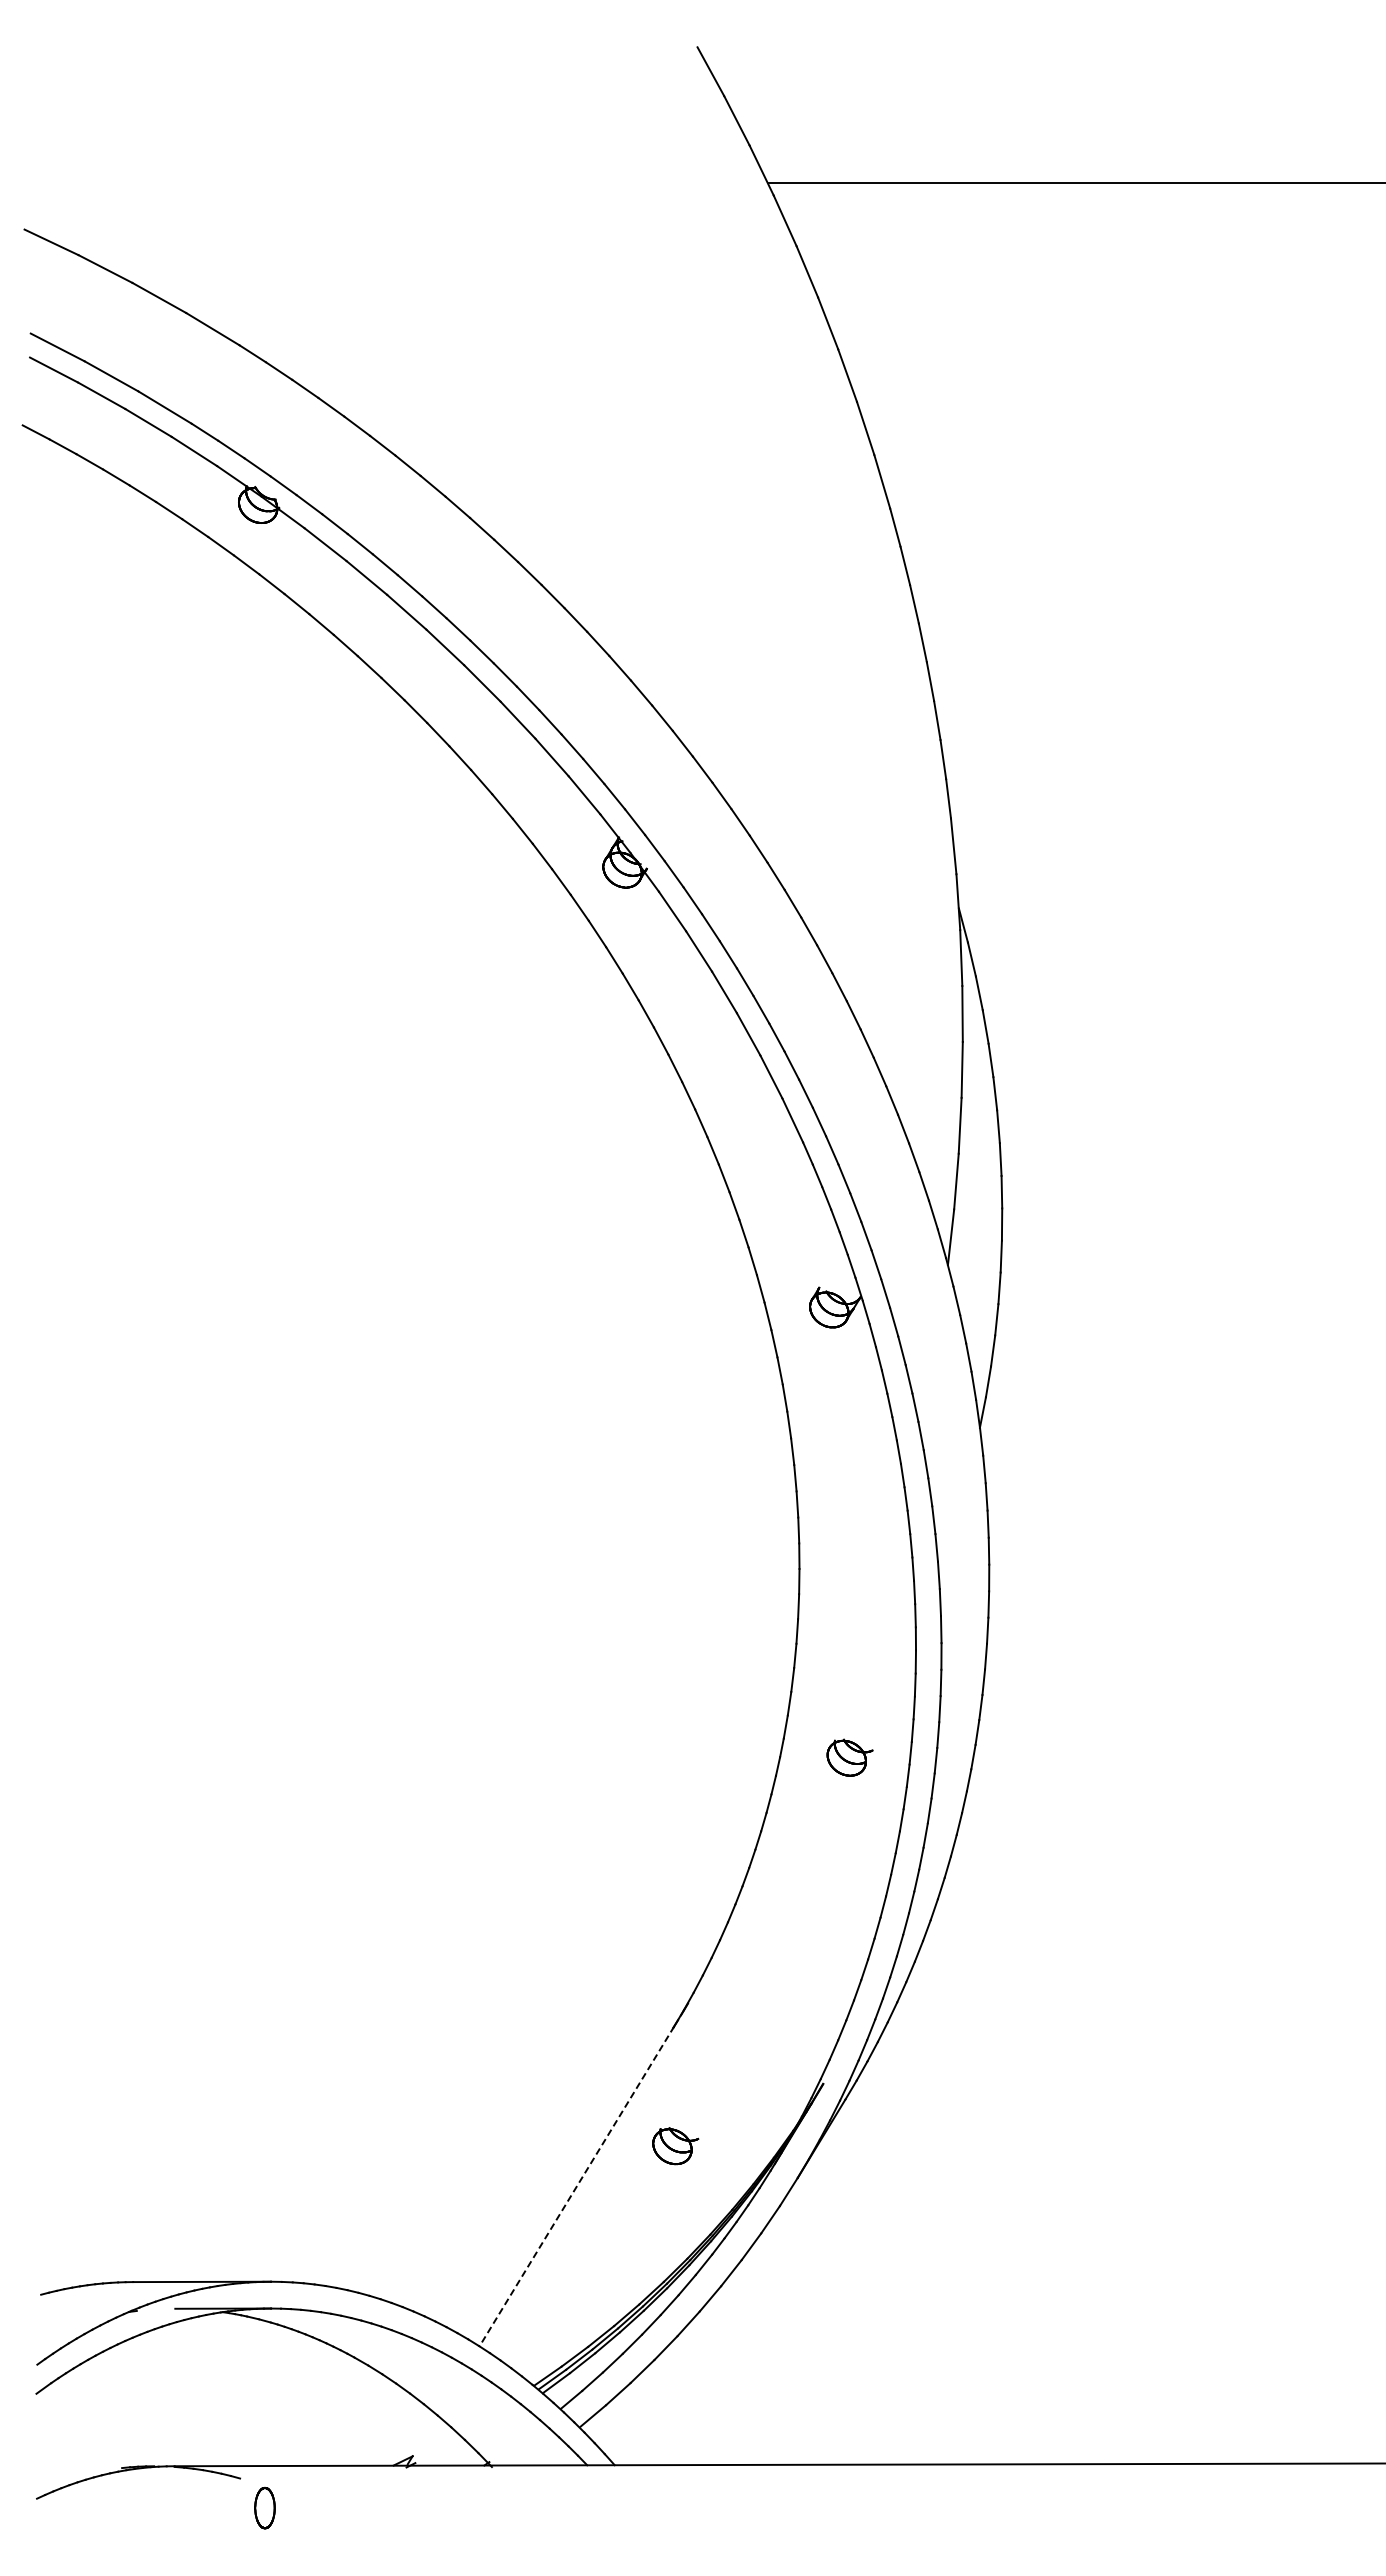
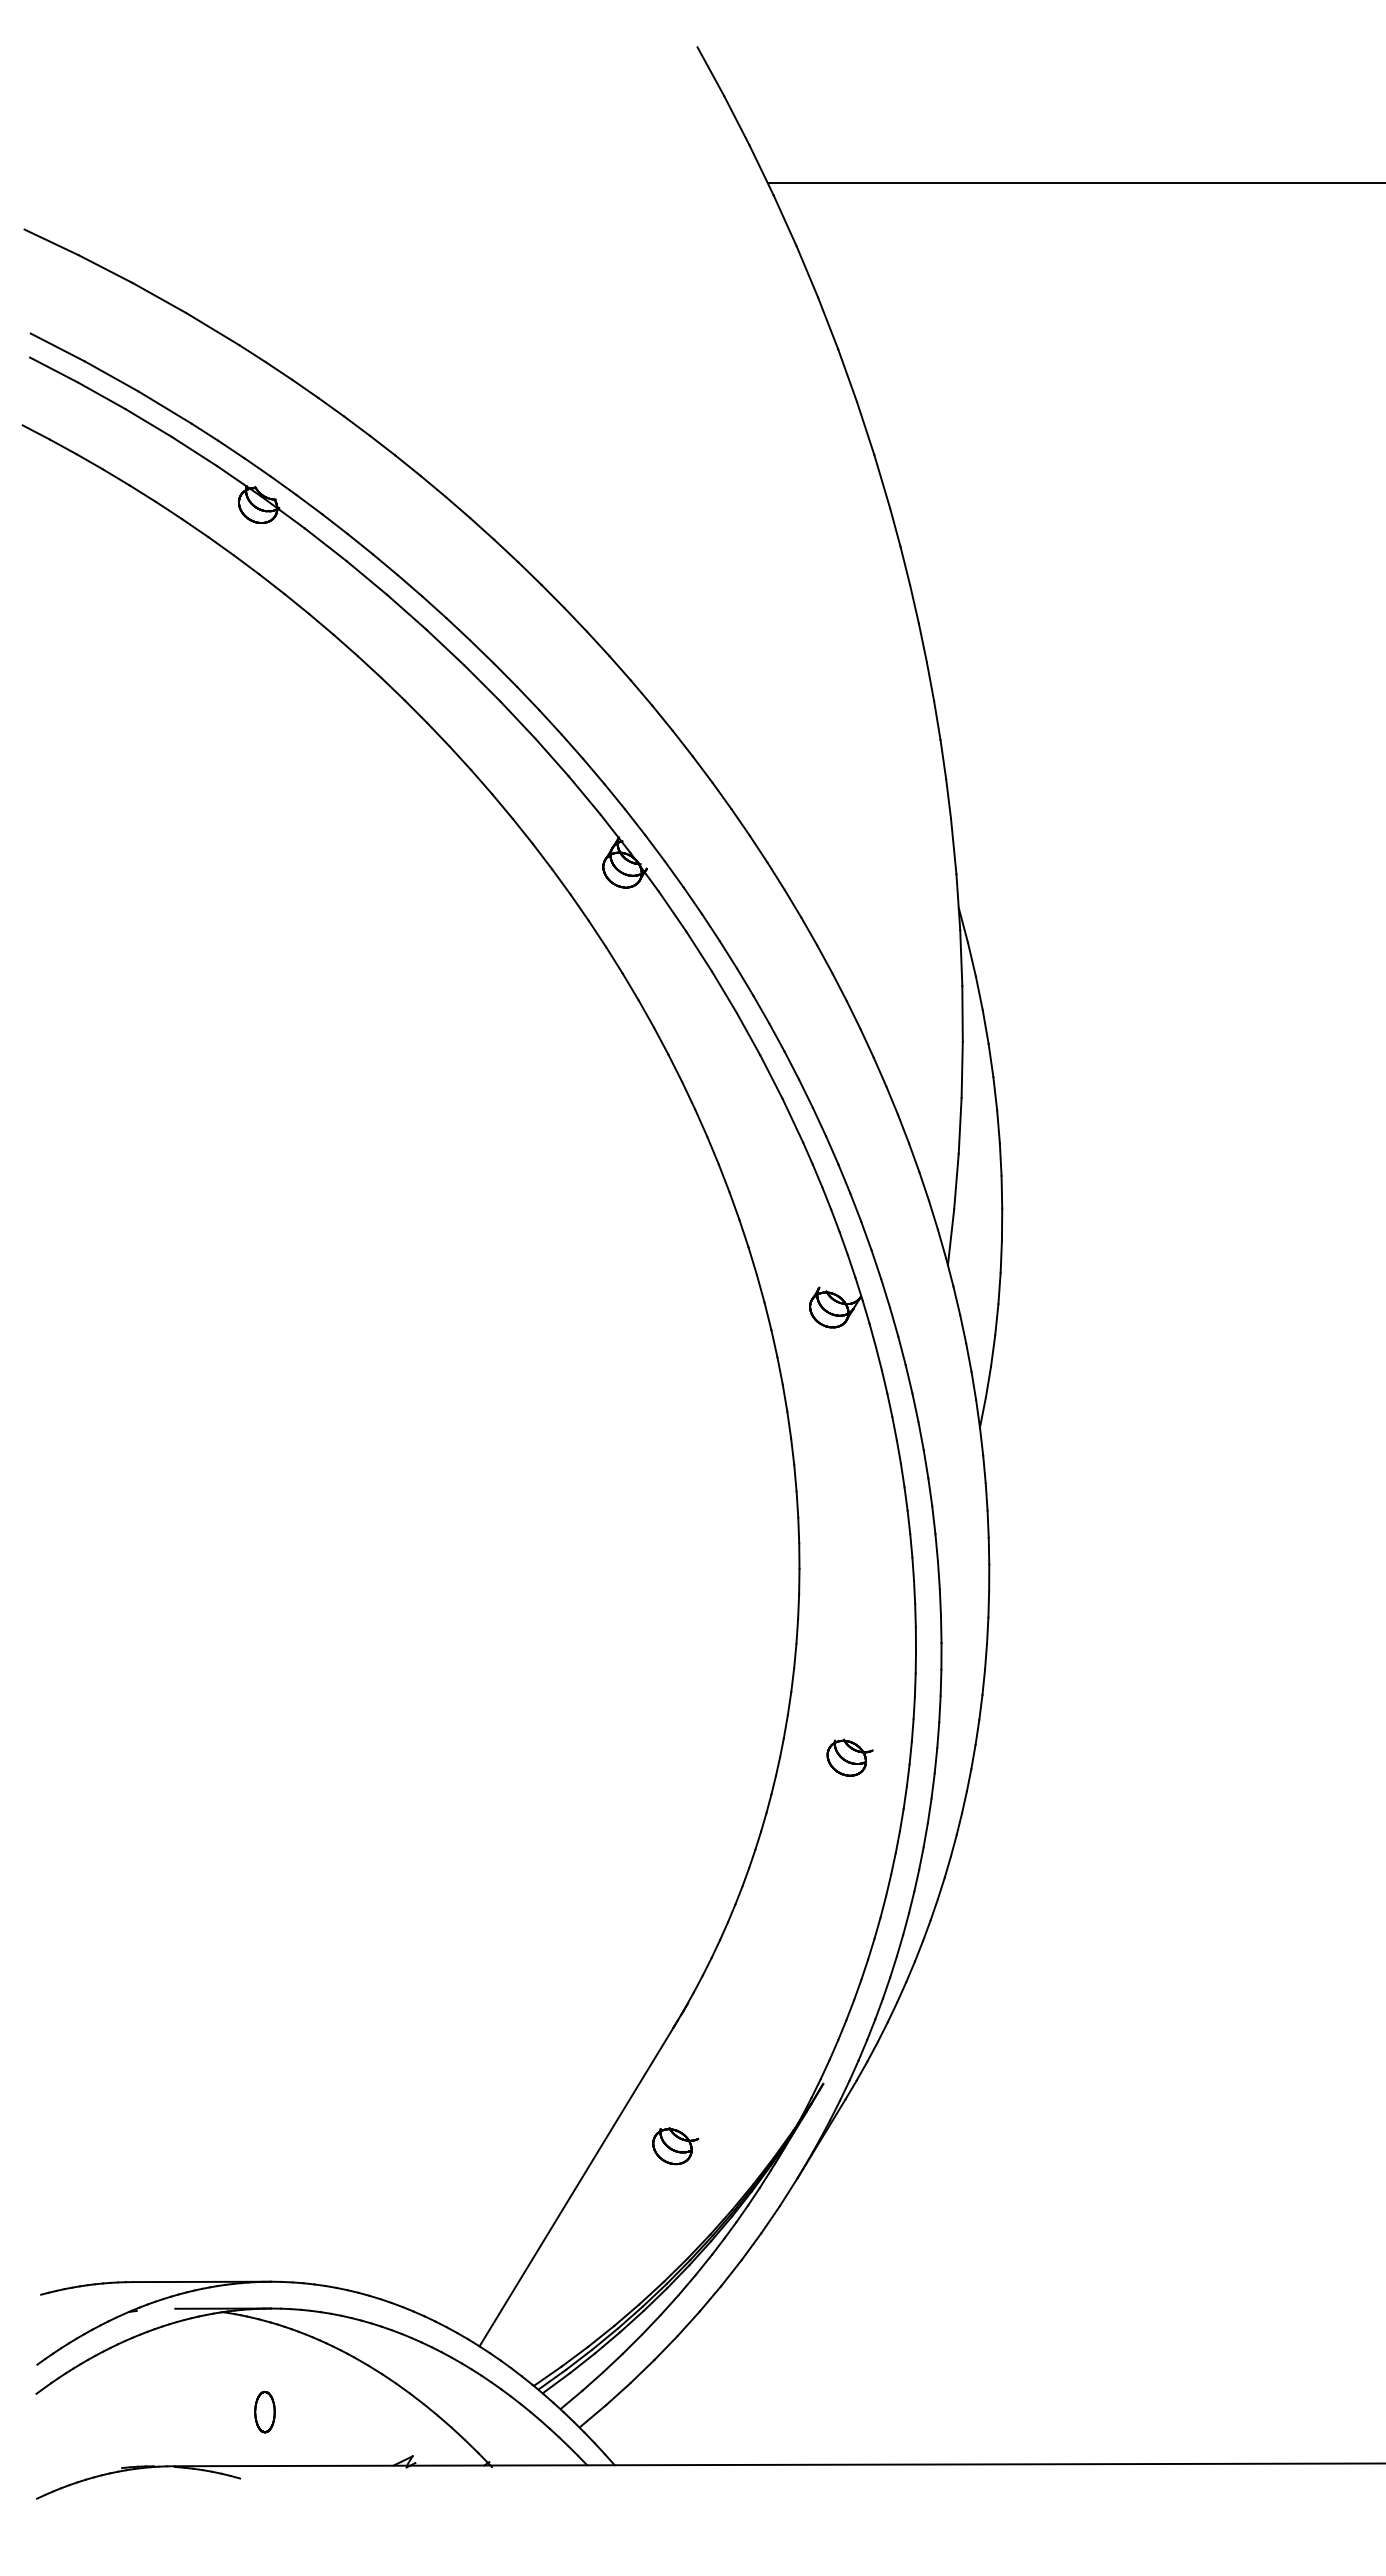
line: dashed -> solid (576, 2186)
part position: (264, 2507) -> (264, 2411) (264, 2411)
